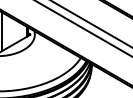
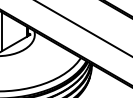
line: present -> none (91, 24)
